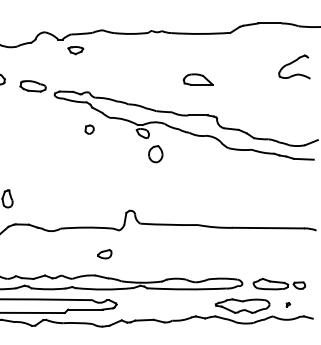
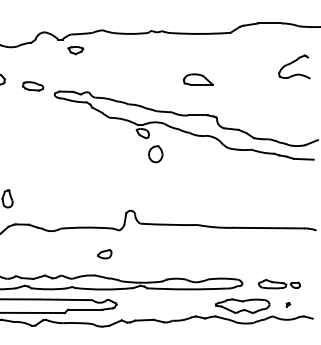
part size: 28x13 px -> 23x11 px (33, 86)
part: present -> none (89, 129)
part size: 55x13 px -> 44x11 px (278, 284)
